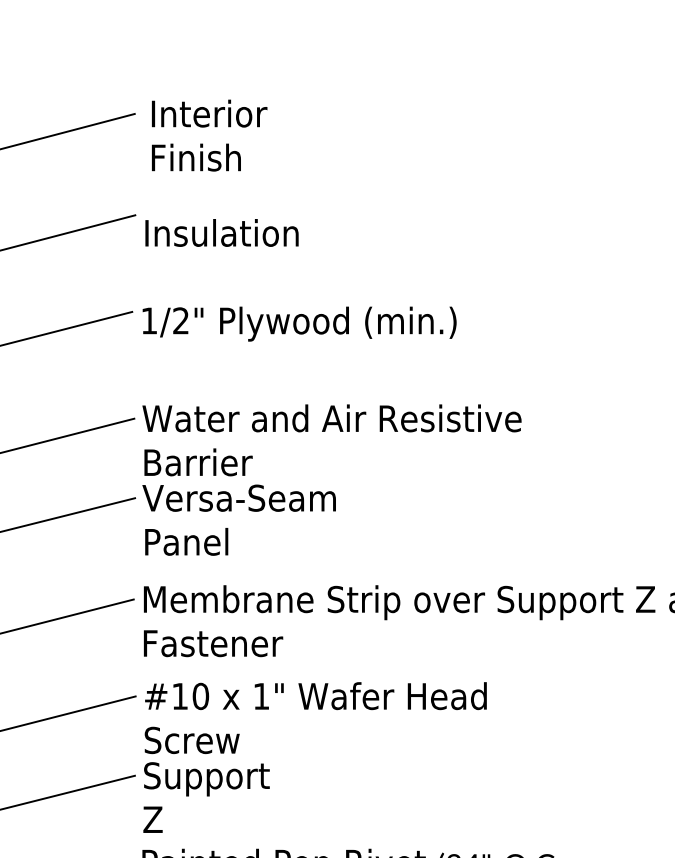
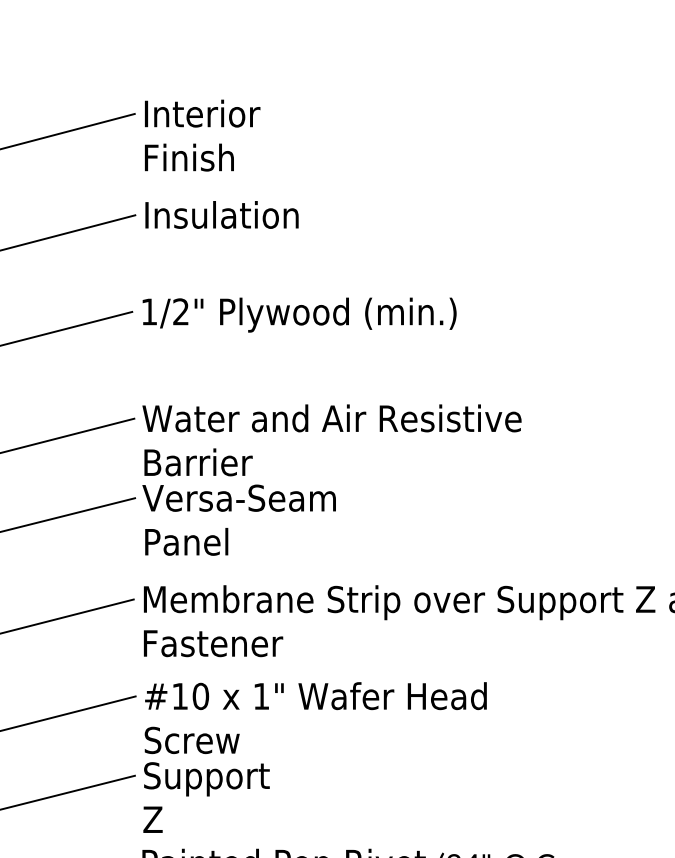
text position: (209, 135) -> (202, 135) (202, 135)
text position: (221, 232) -> (221, 214) (221, 214)
text position: (299, 323) -> (299, 314) (299, 314)
